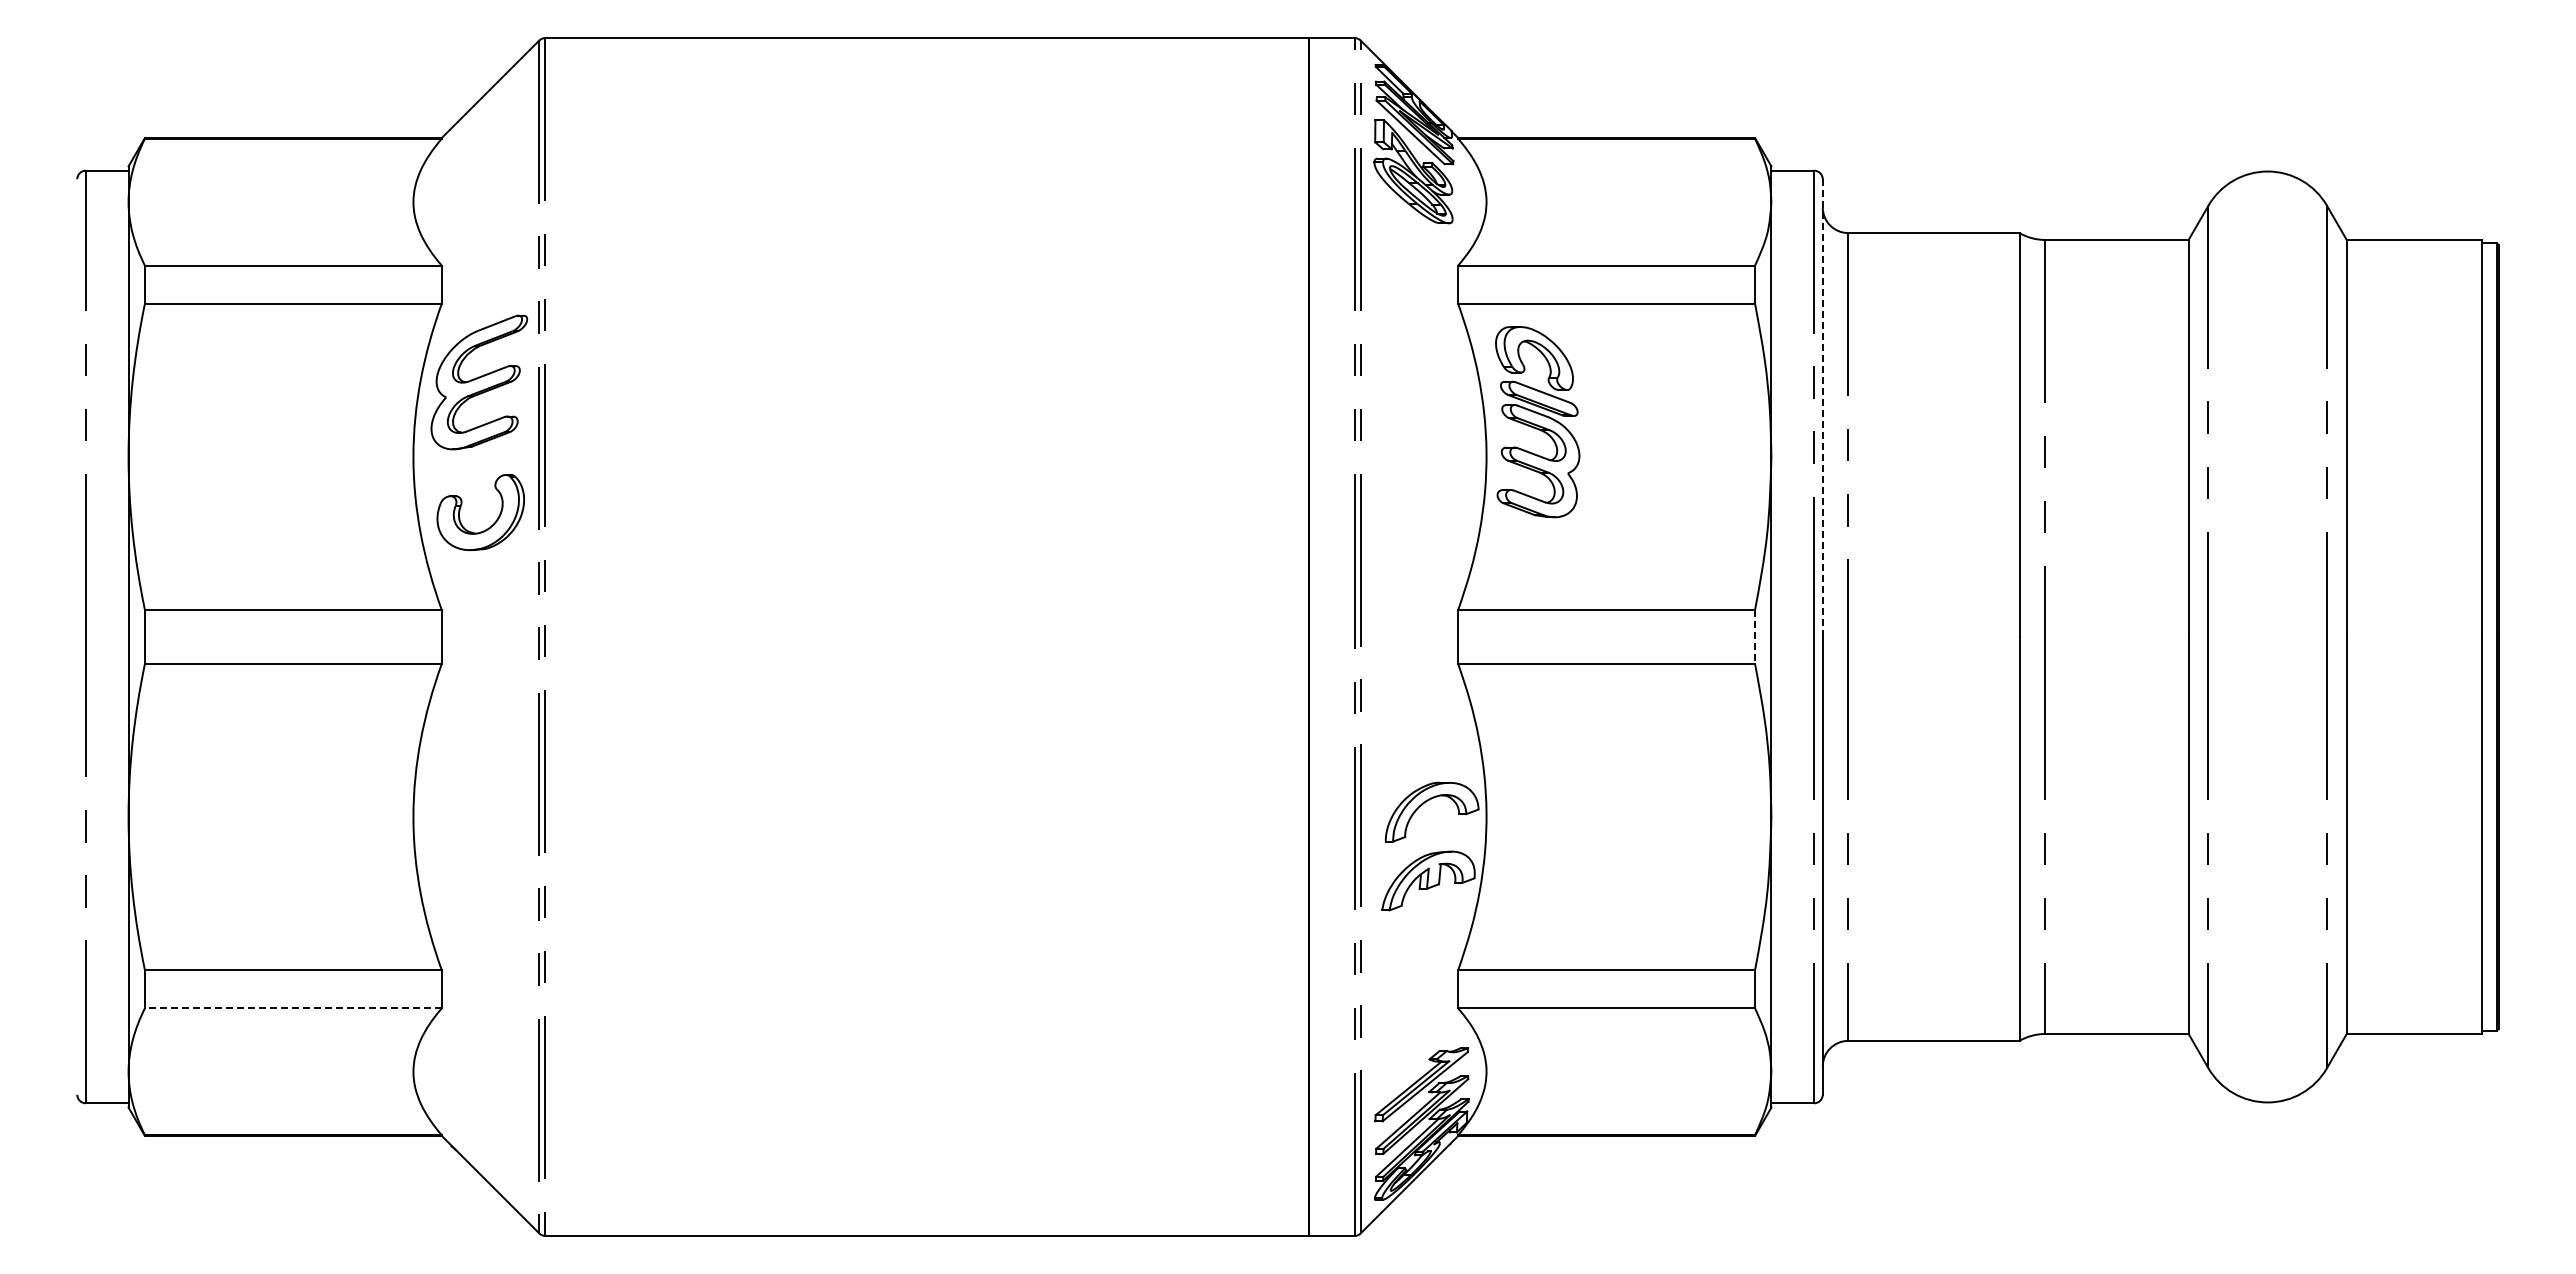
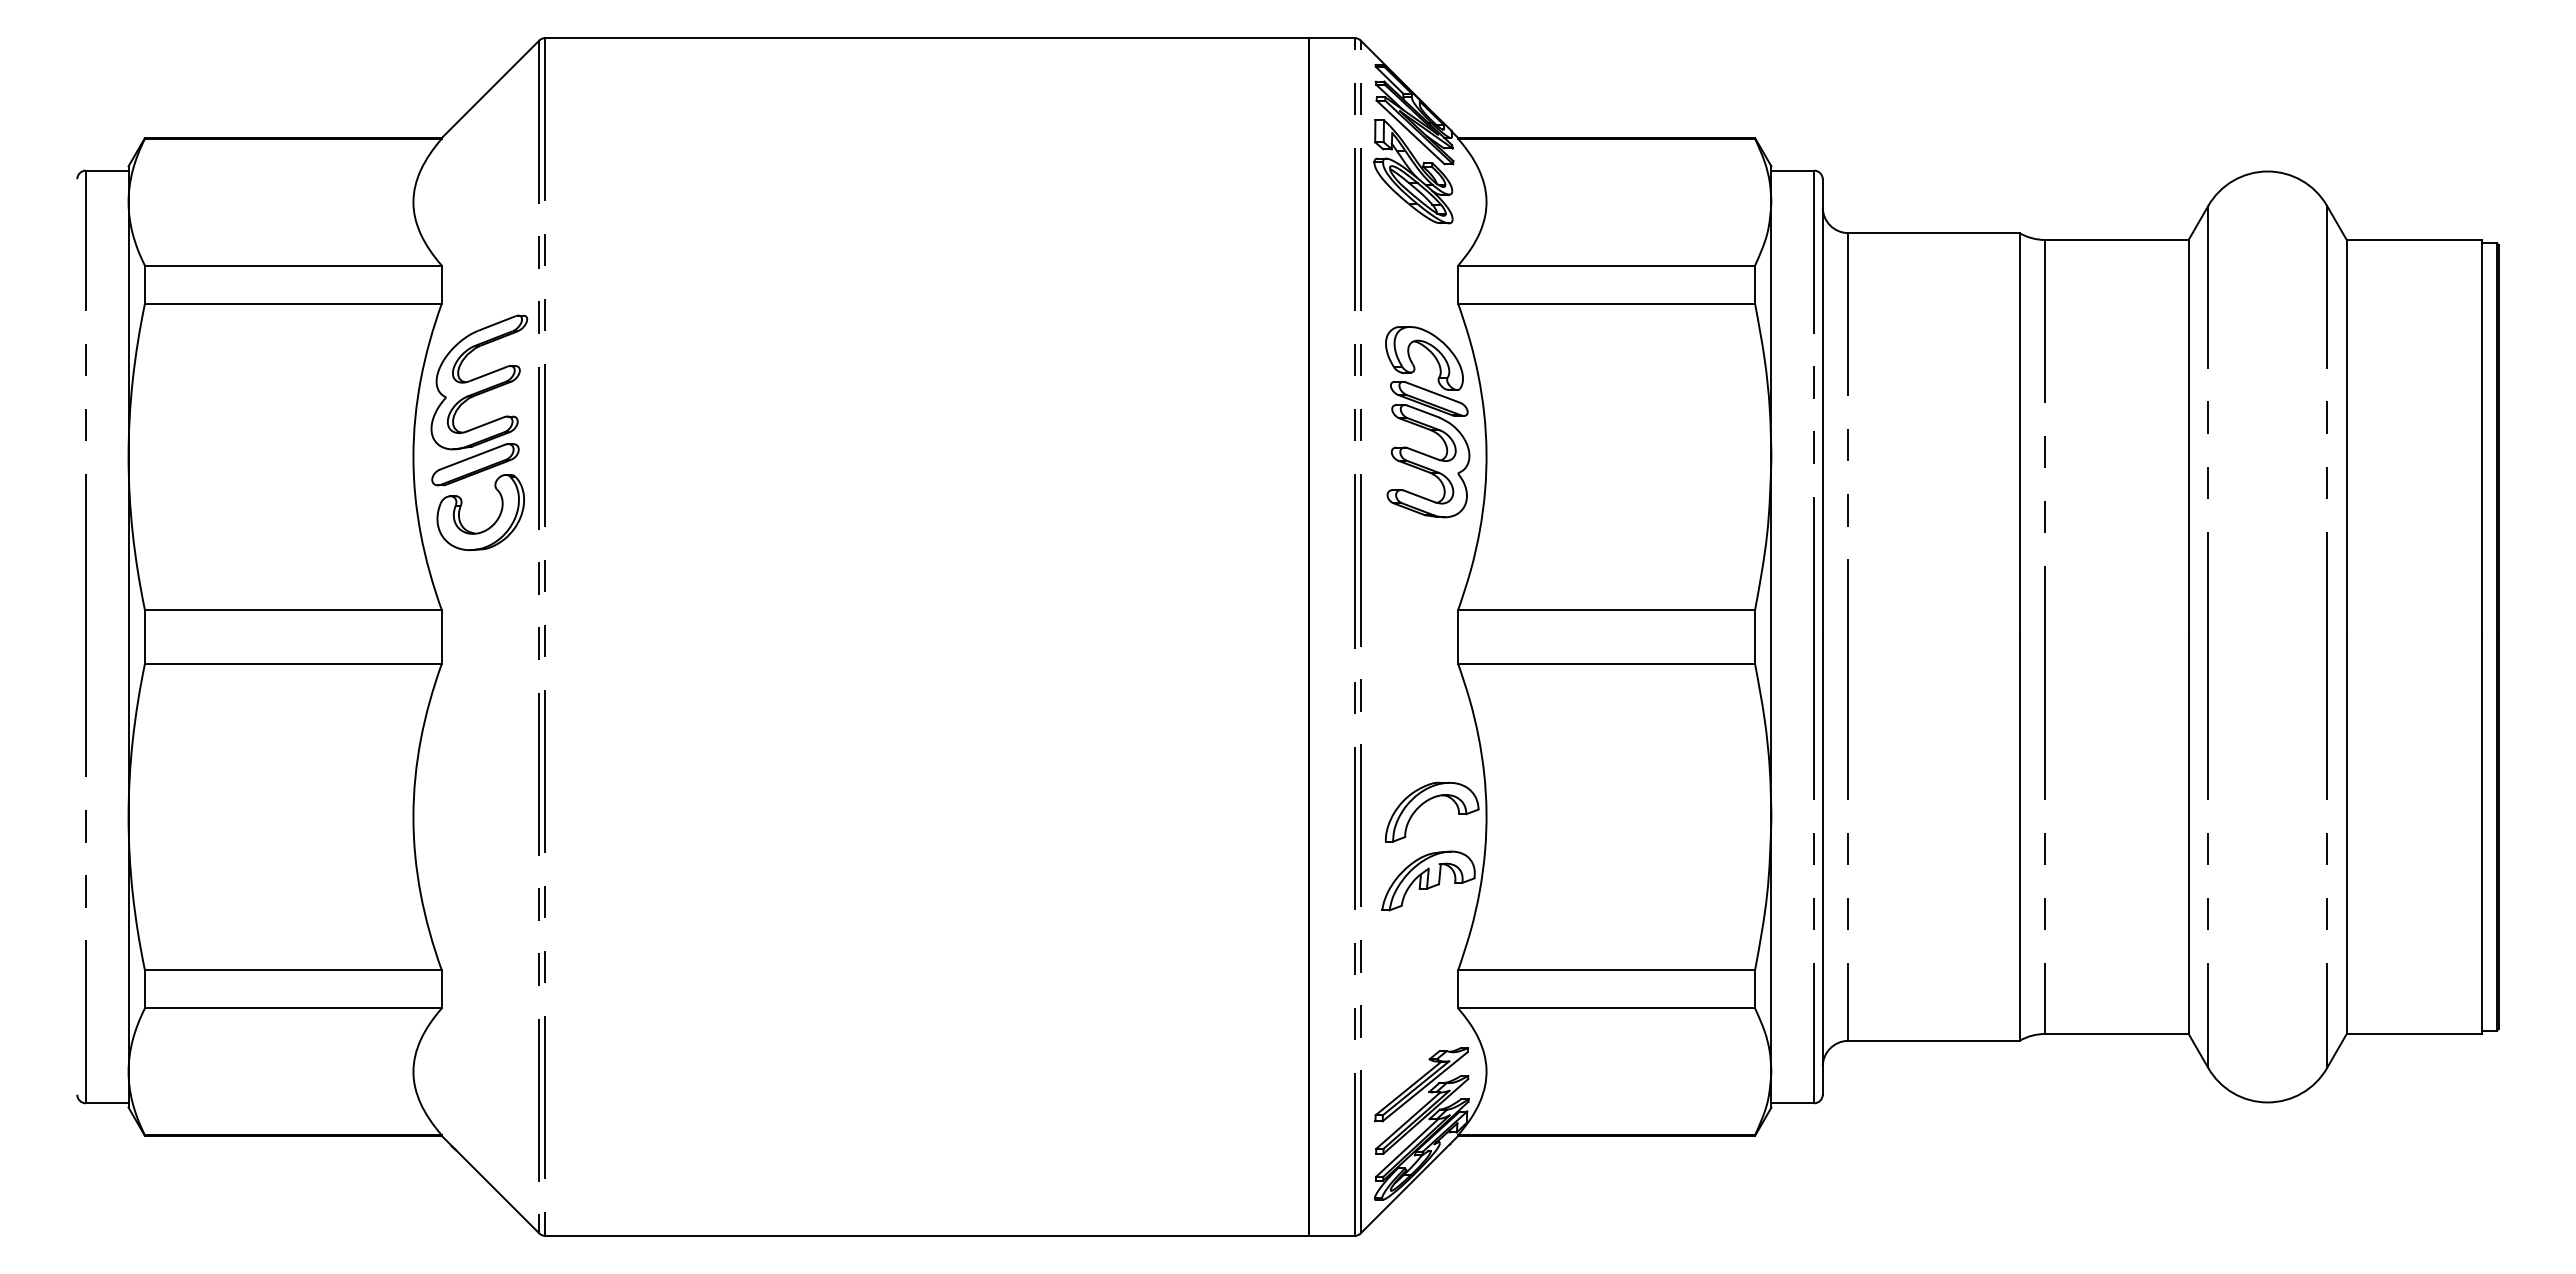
line: dashed -> solid (1822, 408)
part position: (1537, 422) -> (1427, 422) (1427, 422)
part: none -> present (475, 464)
line: dashed -> solid (1755, 637)
line: dashed -> solid (292, 1008)
